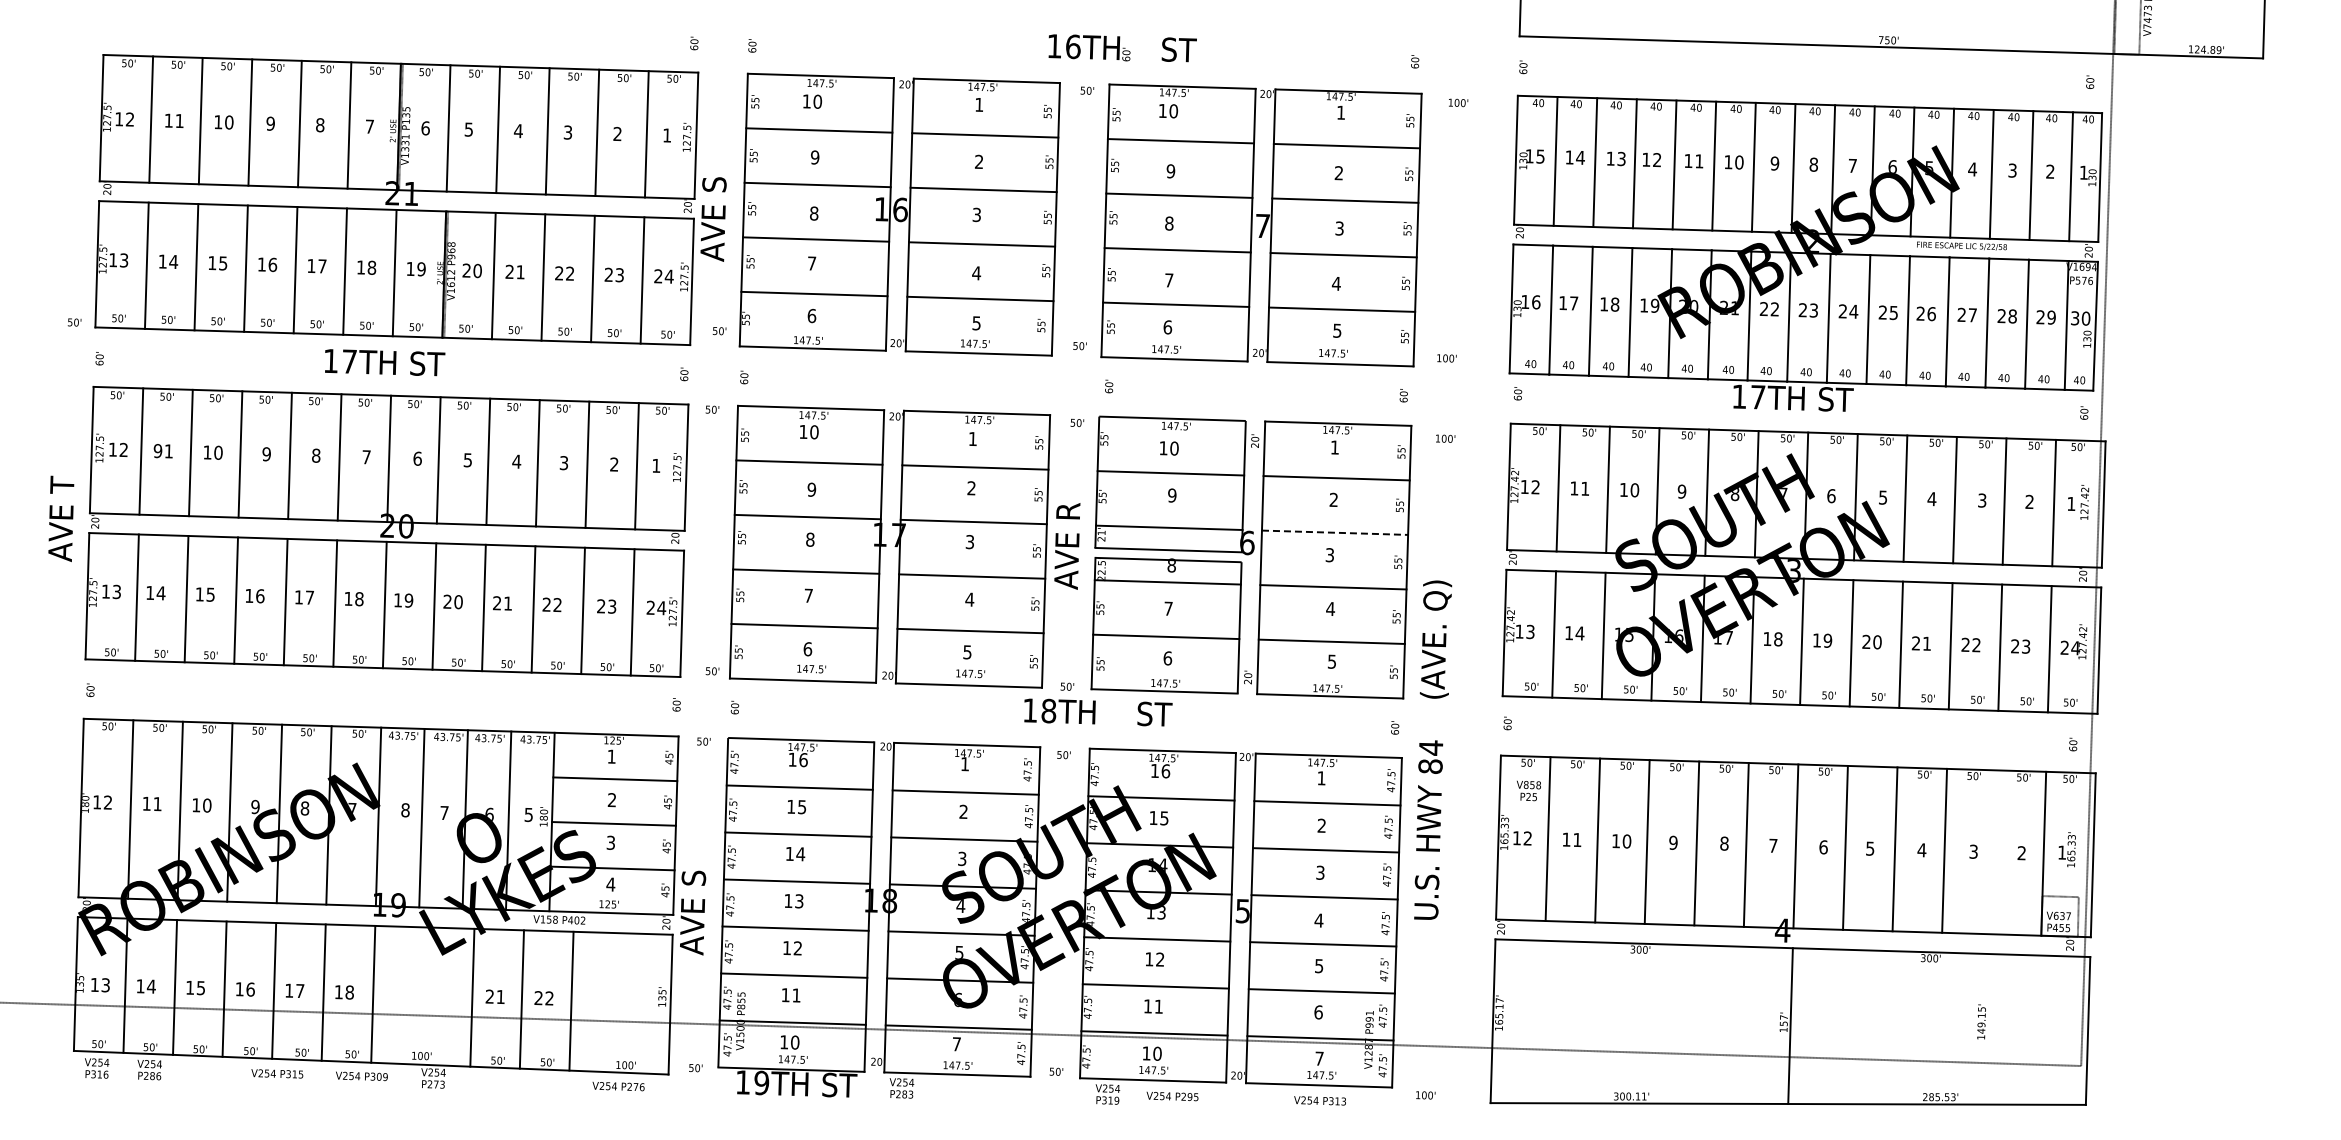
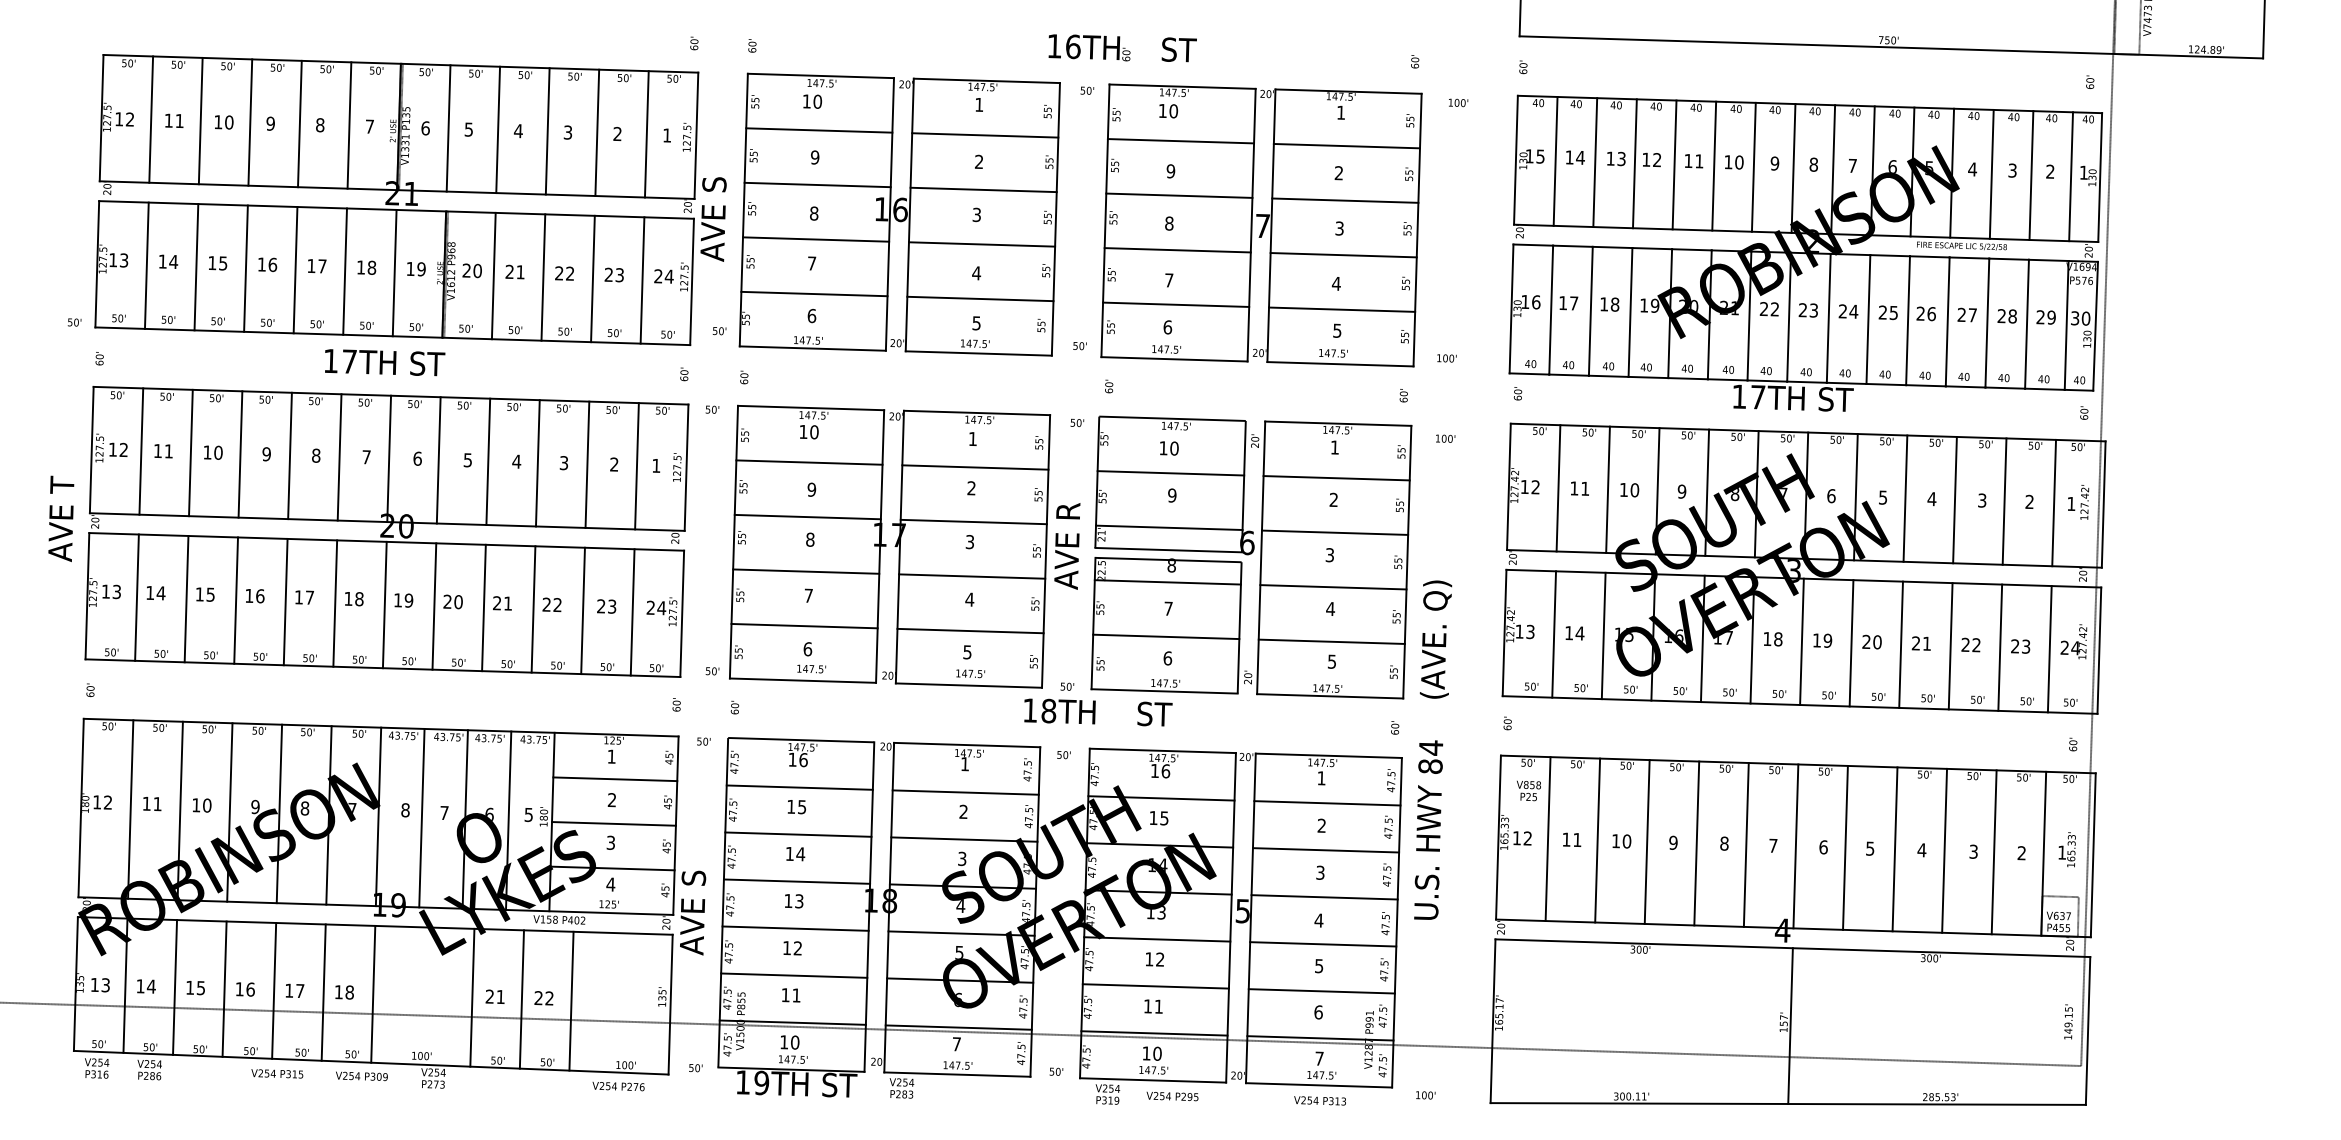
text: 91 -> 11 (157, 451)
line: dashed -> solid (1335, 532)
line: none -> present (1993, 852)
text position: (1981, 1021) -> (2068, 1021) (2068, 1021)
